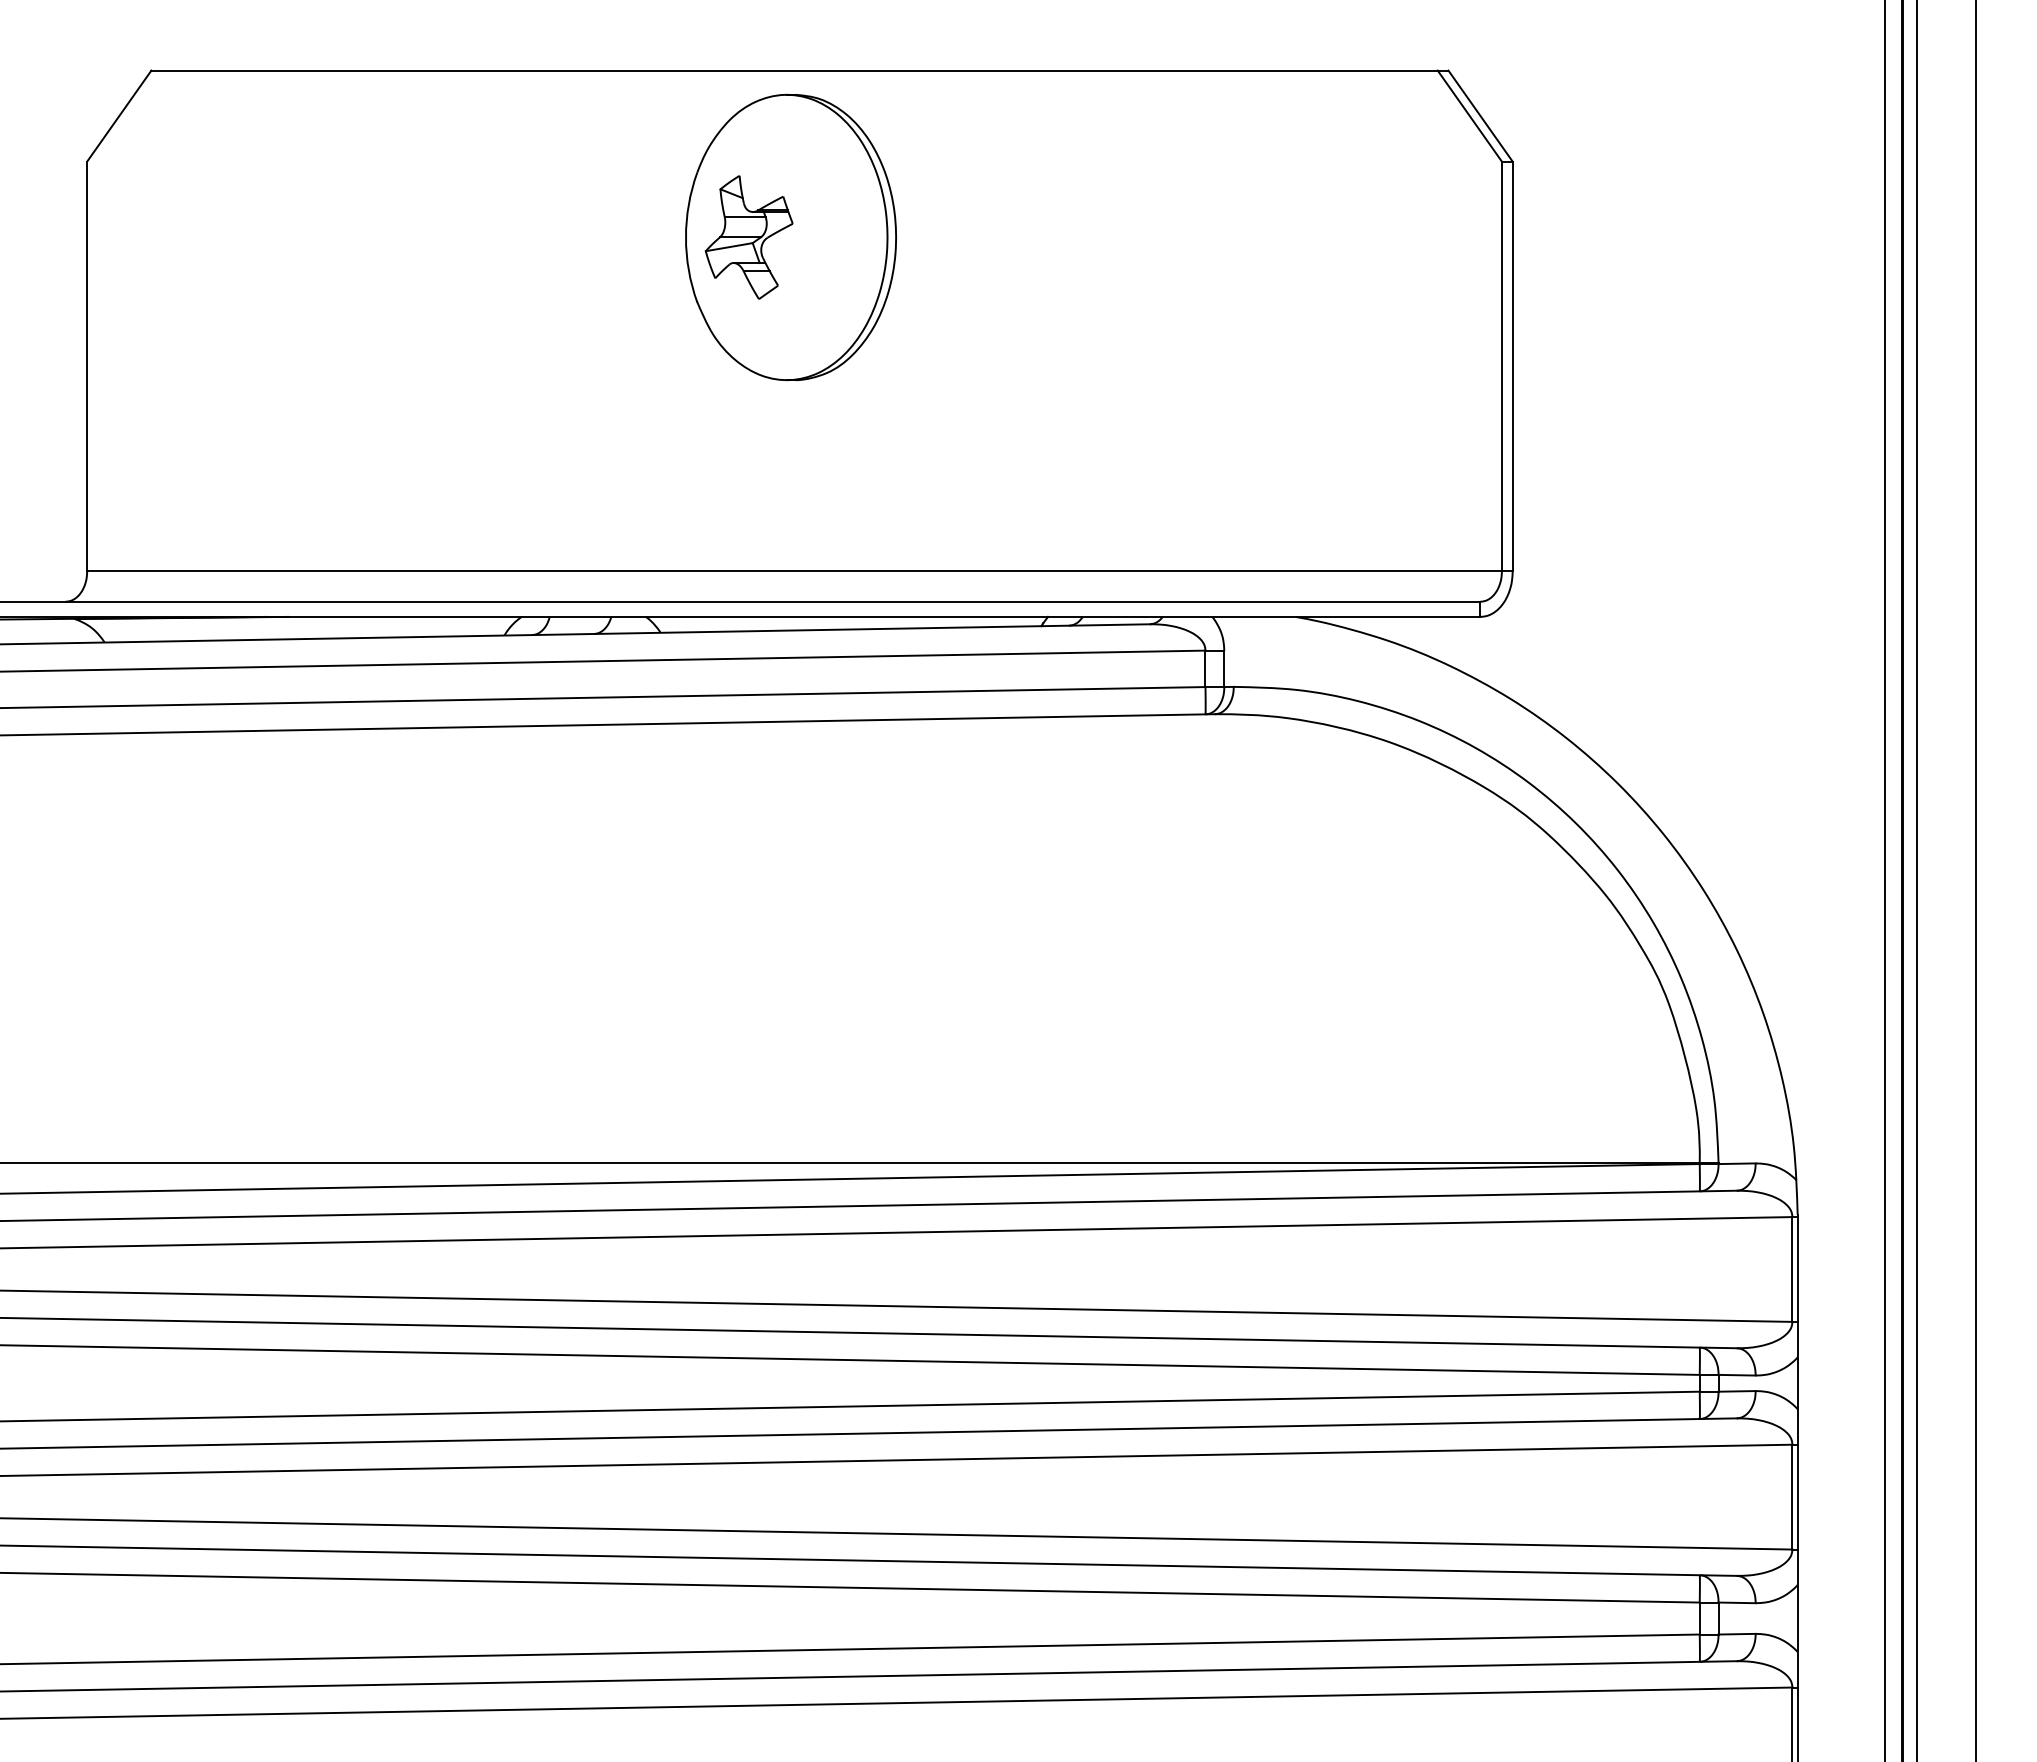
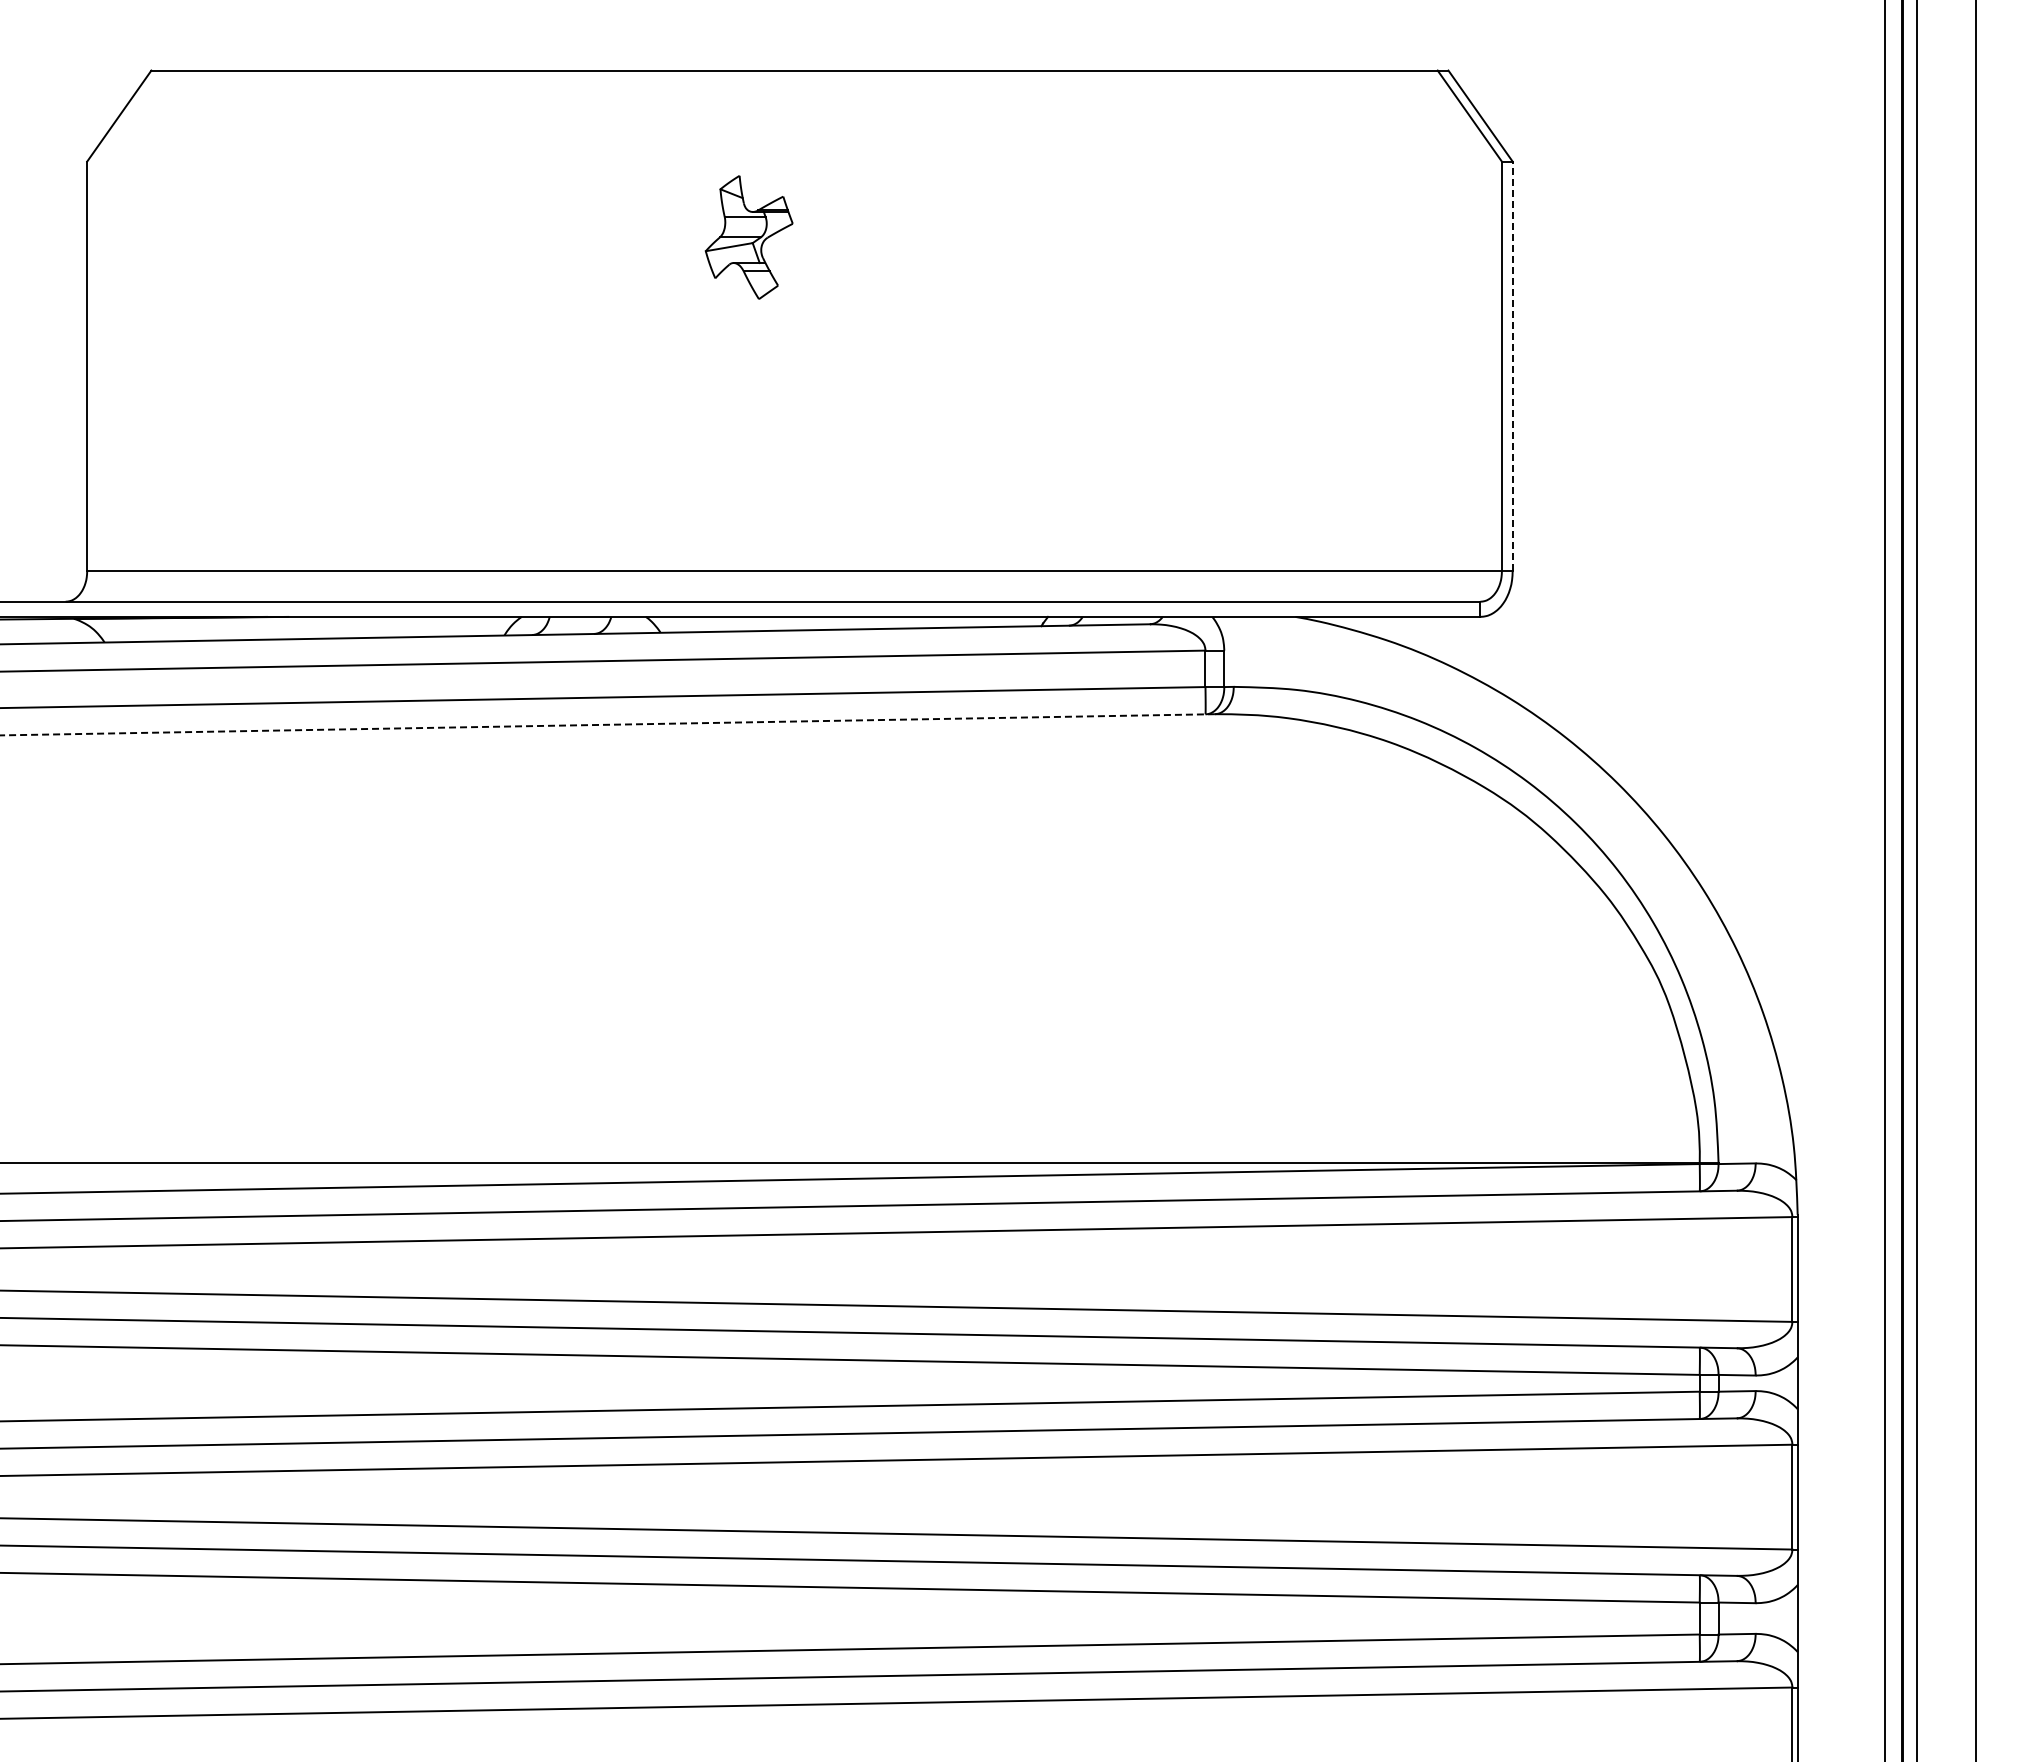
part: present -> none (790, 237)
line: solid -> dashed (1512, 366)
line: solid -> dashed (607, 724)
